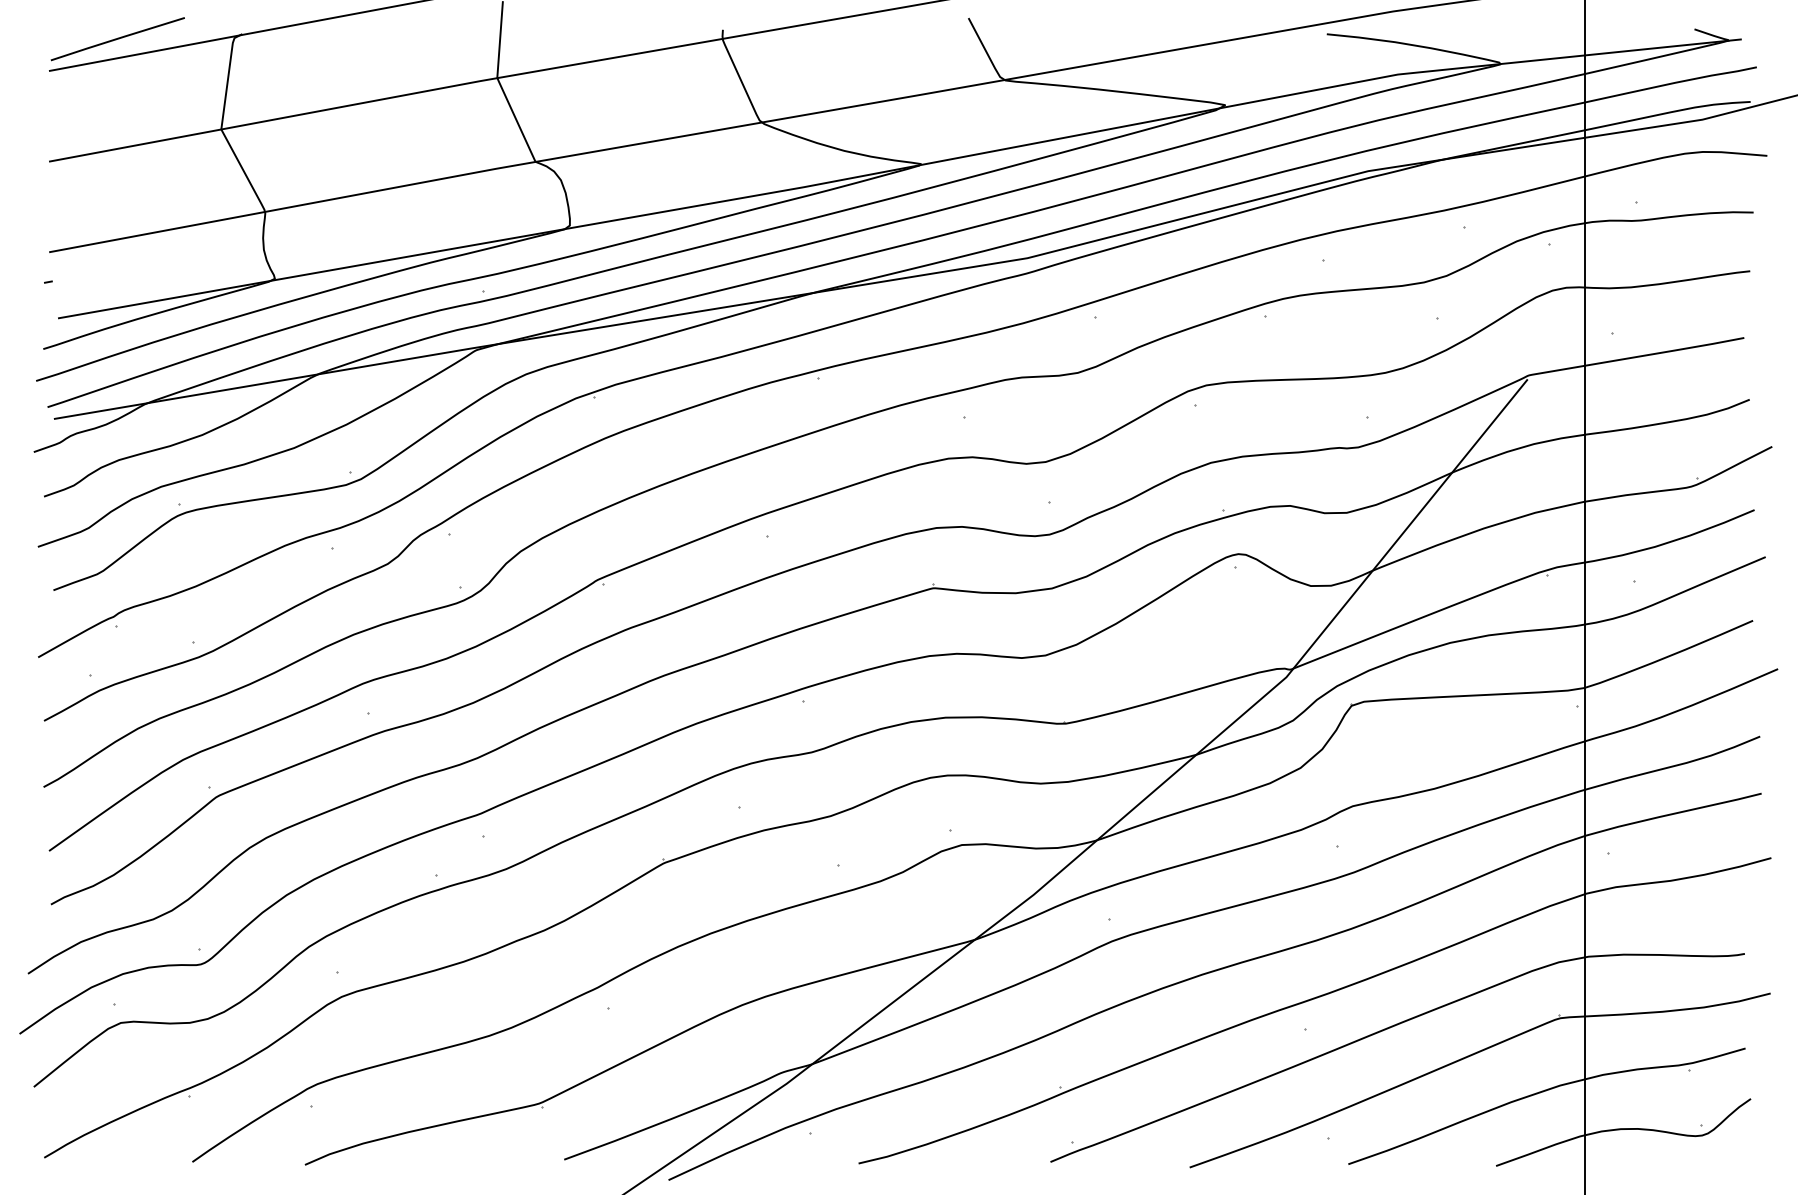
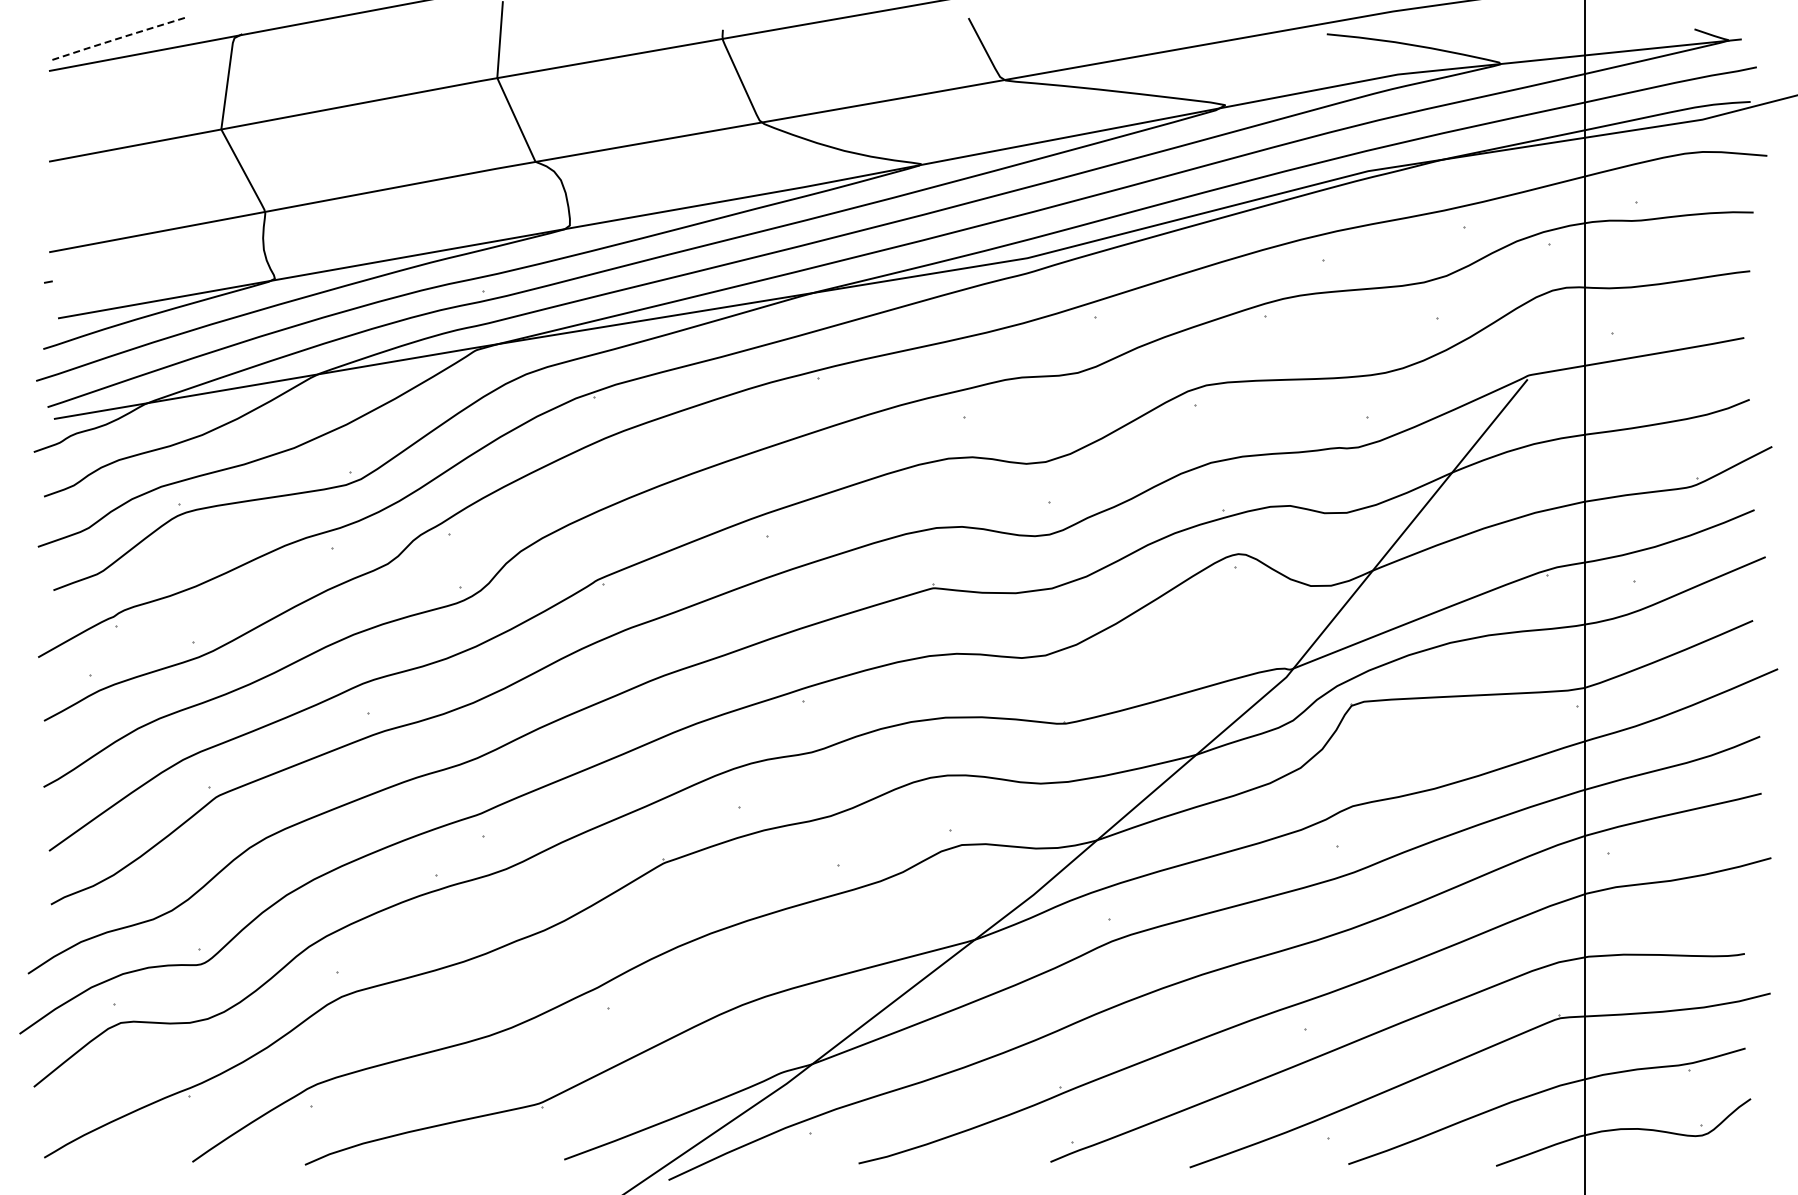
line: solid -> dashed (118, 38)
